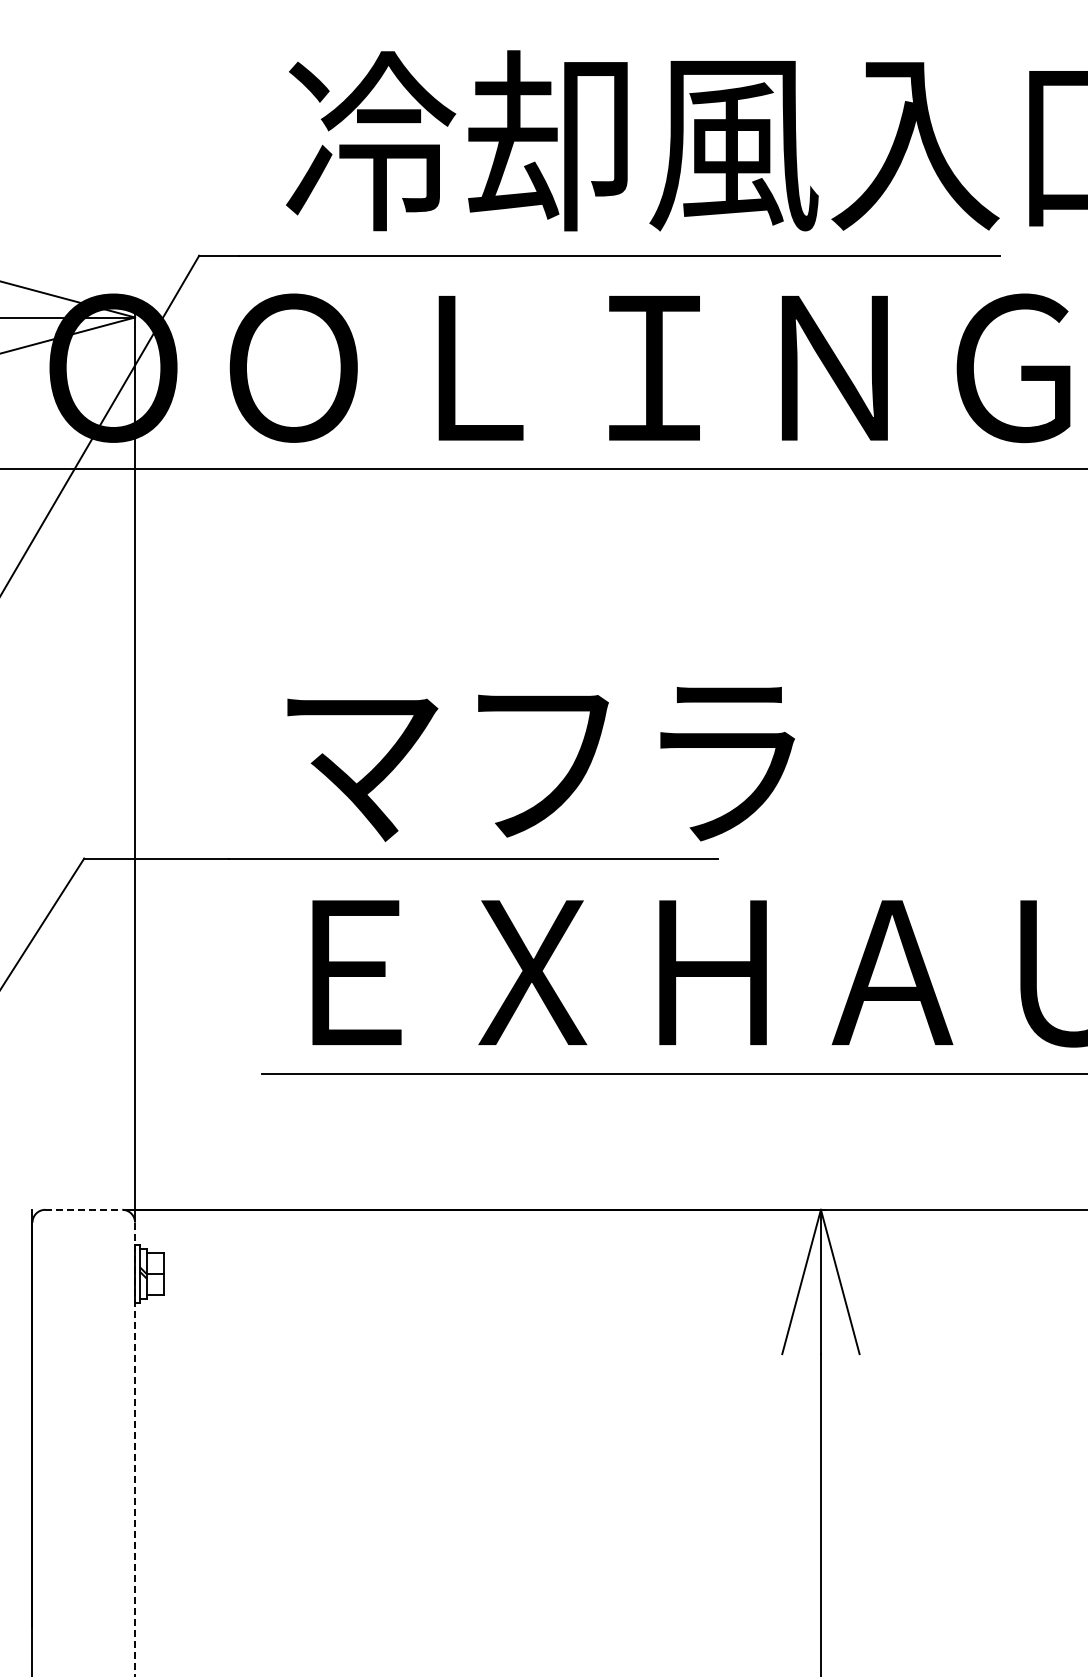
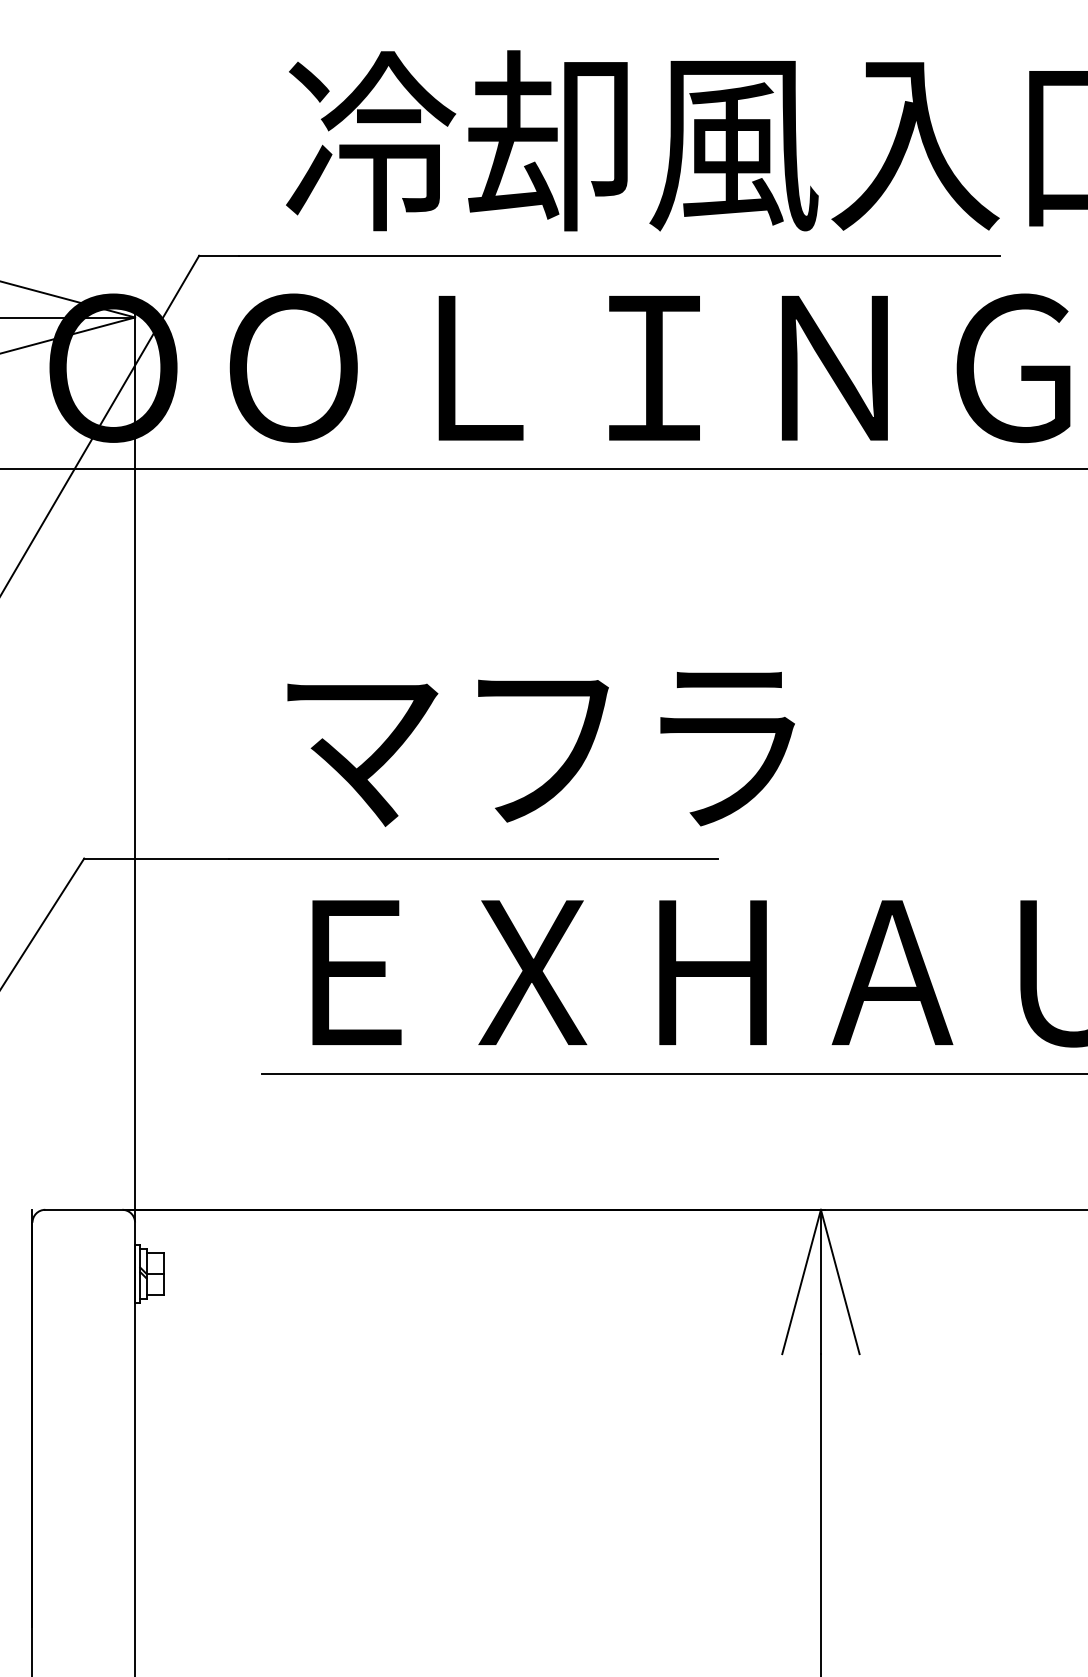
text position: (540, 764) -> (540, 749) (540, 749)
line: dashed -> solid (84, 1209)
line: dashed -> solid (135, 1449)
